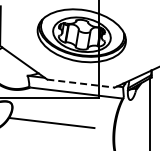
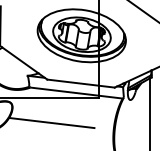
line: none -> present (143, 11)
line: dashed -> solid (81, 83)
